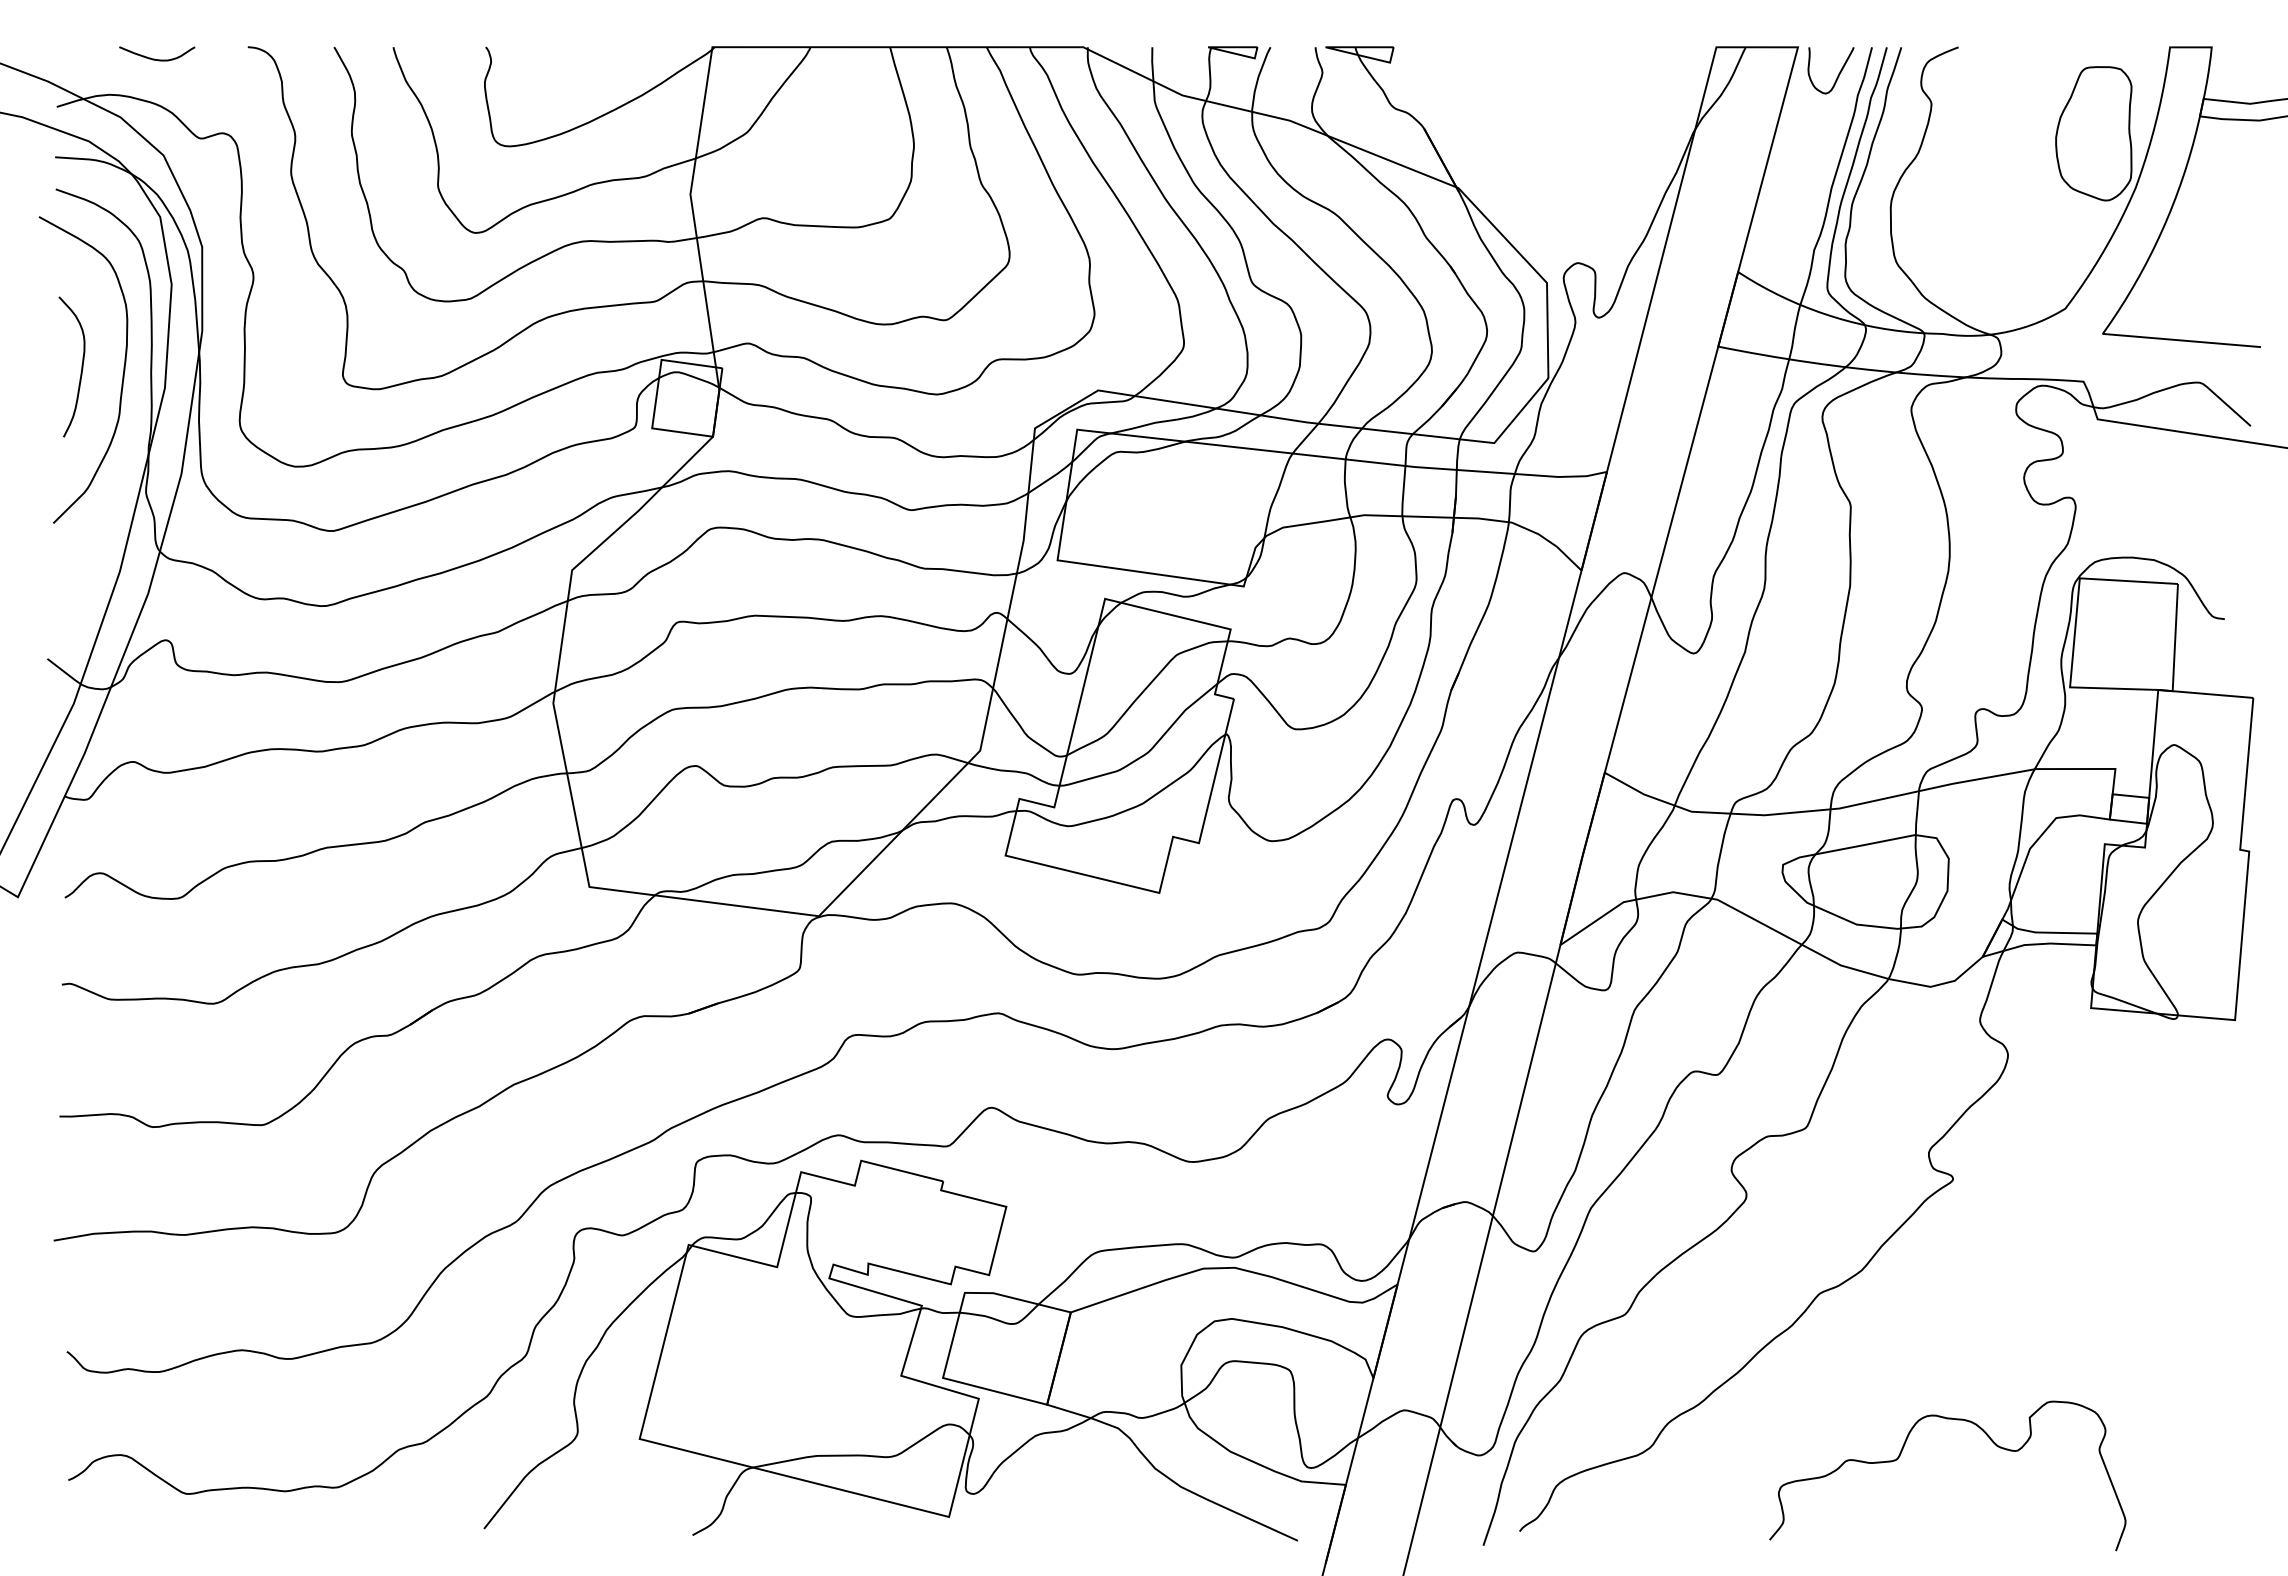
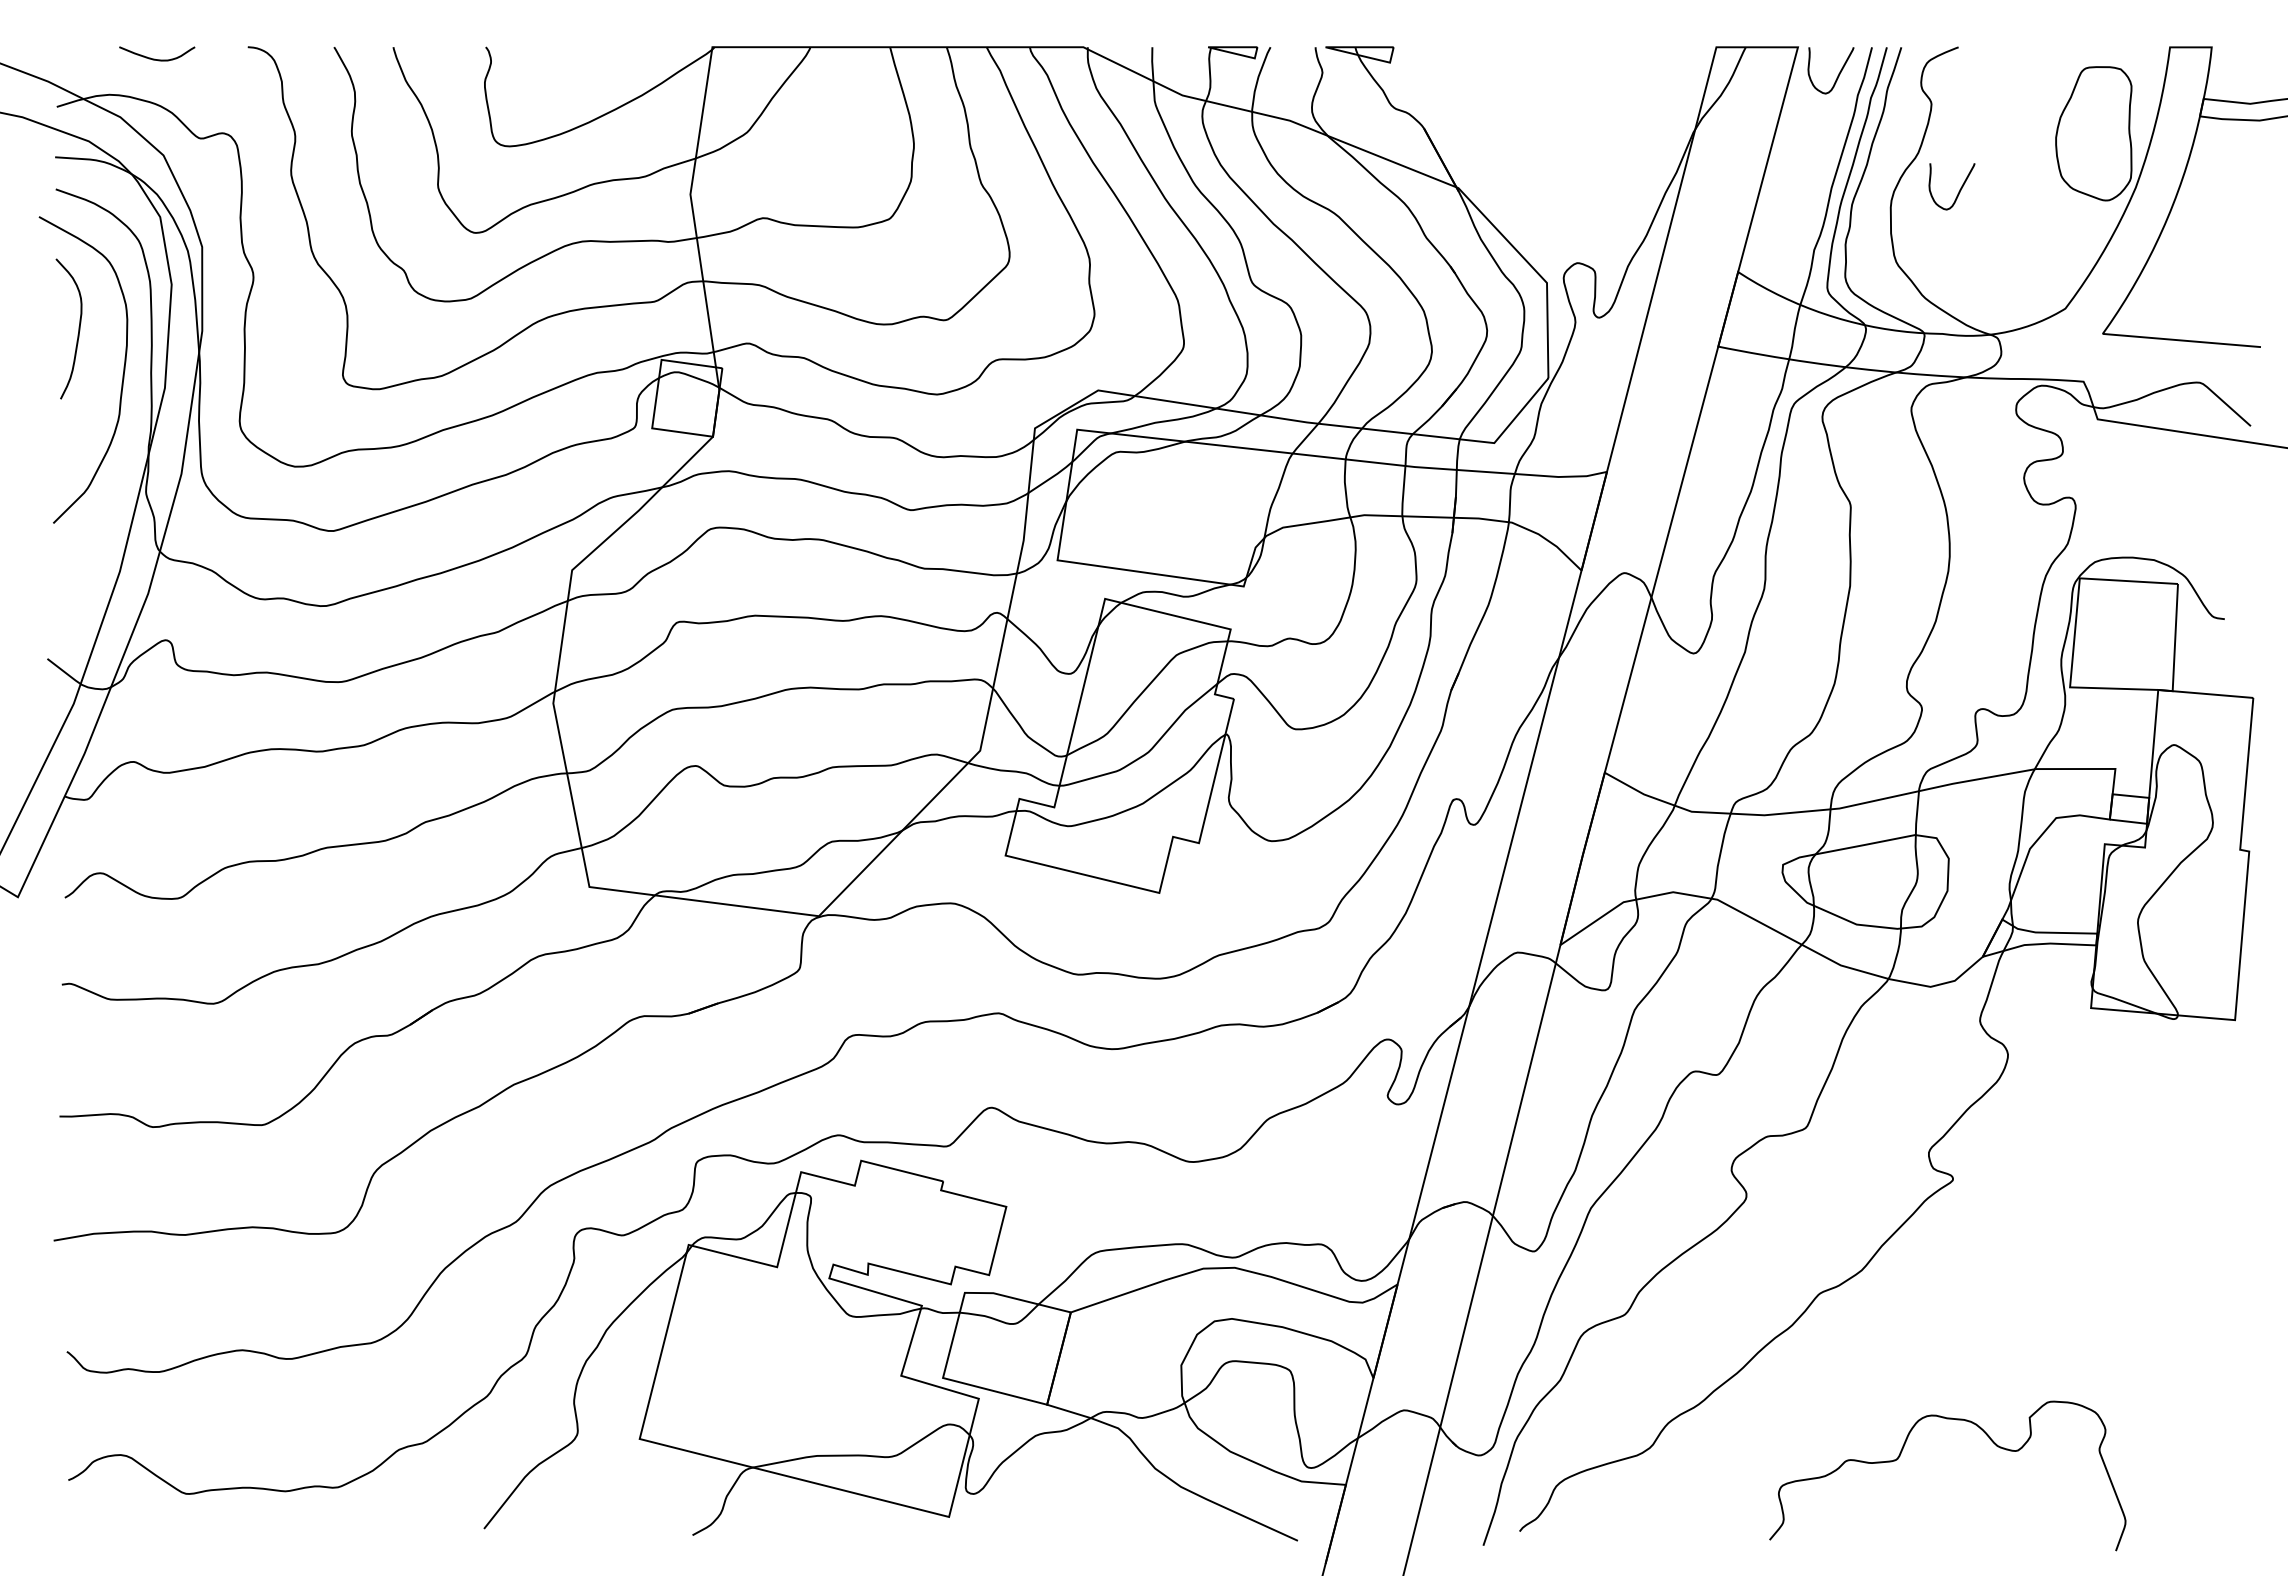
curve: none -> present (1959, 189)
curve position: (81, 366) -> (78, 328) (78, 328)
